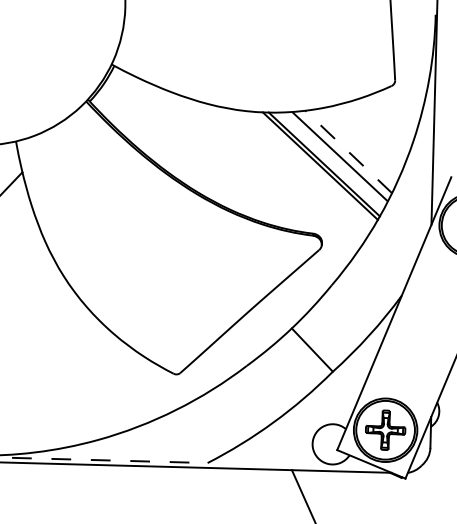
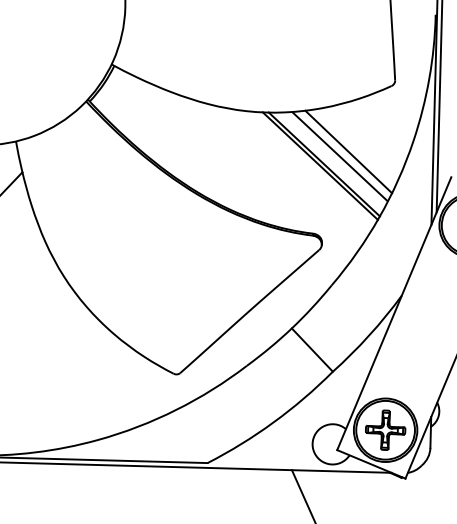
line: none -> present (439, 107)
line: dashed -> solid (348, 152)
line: dashed -> solid (104, 460)
